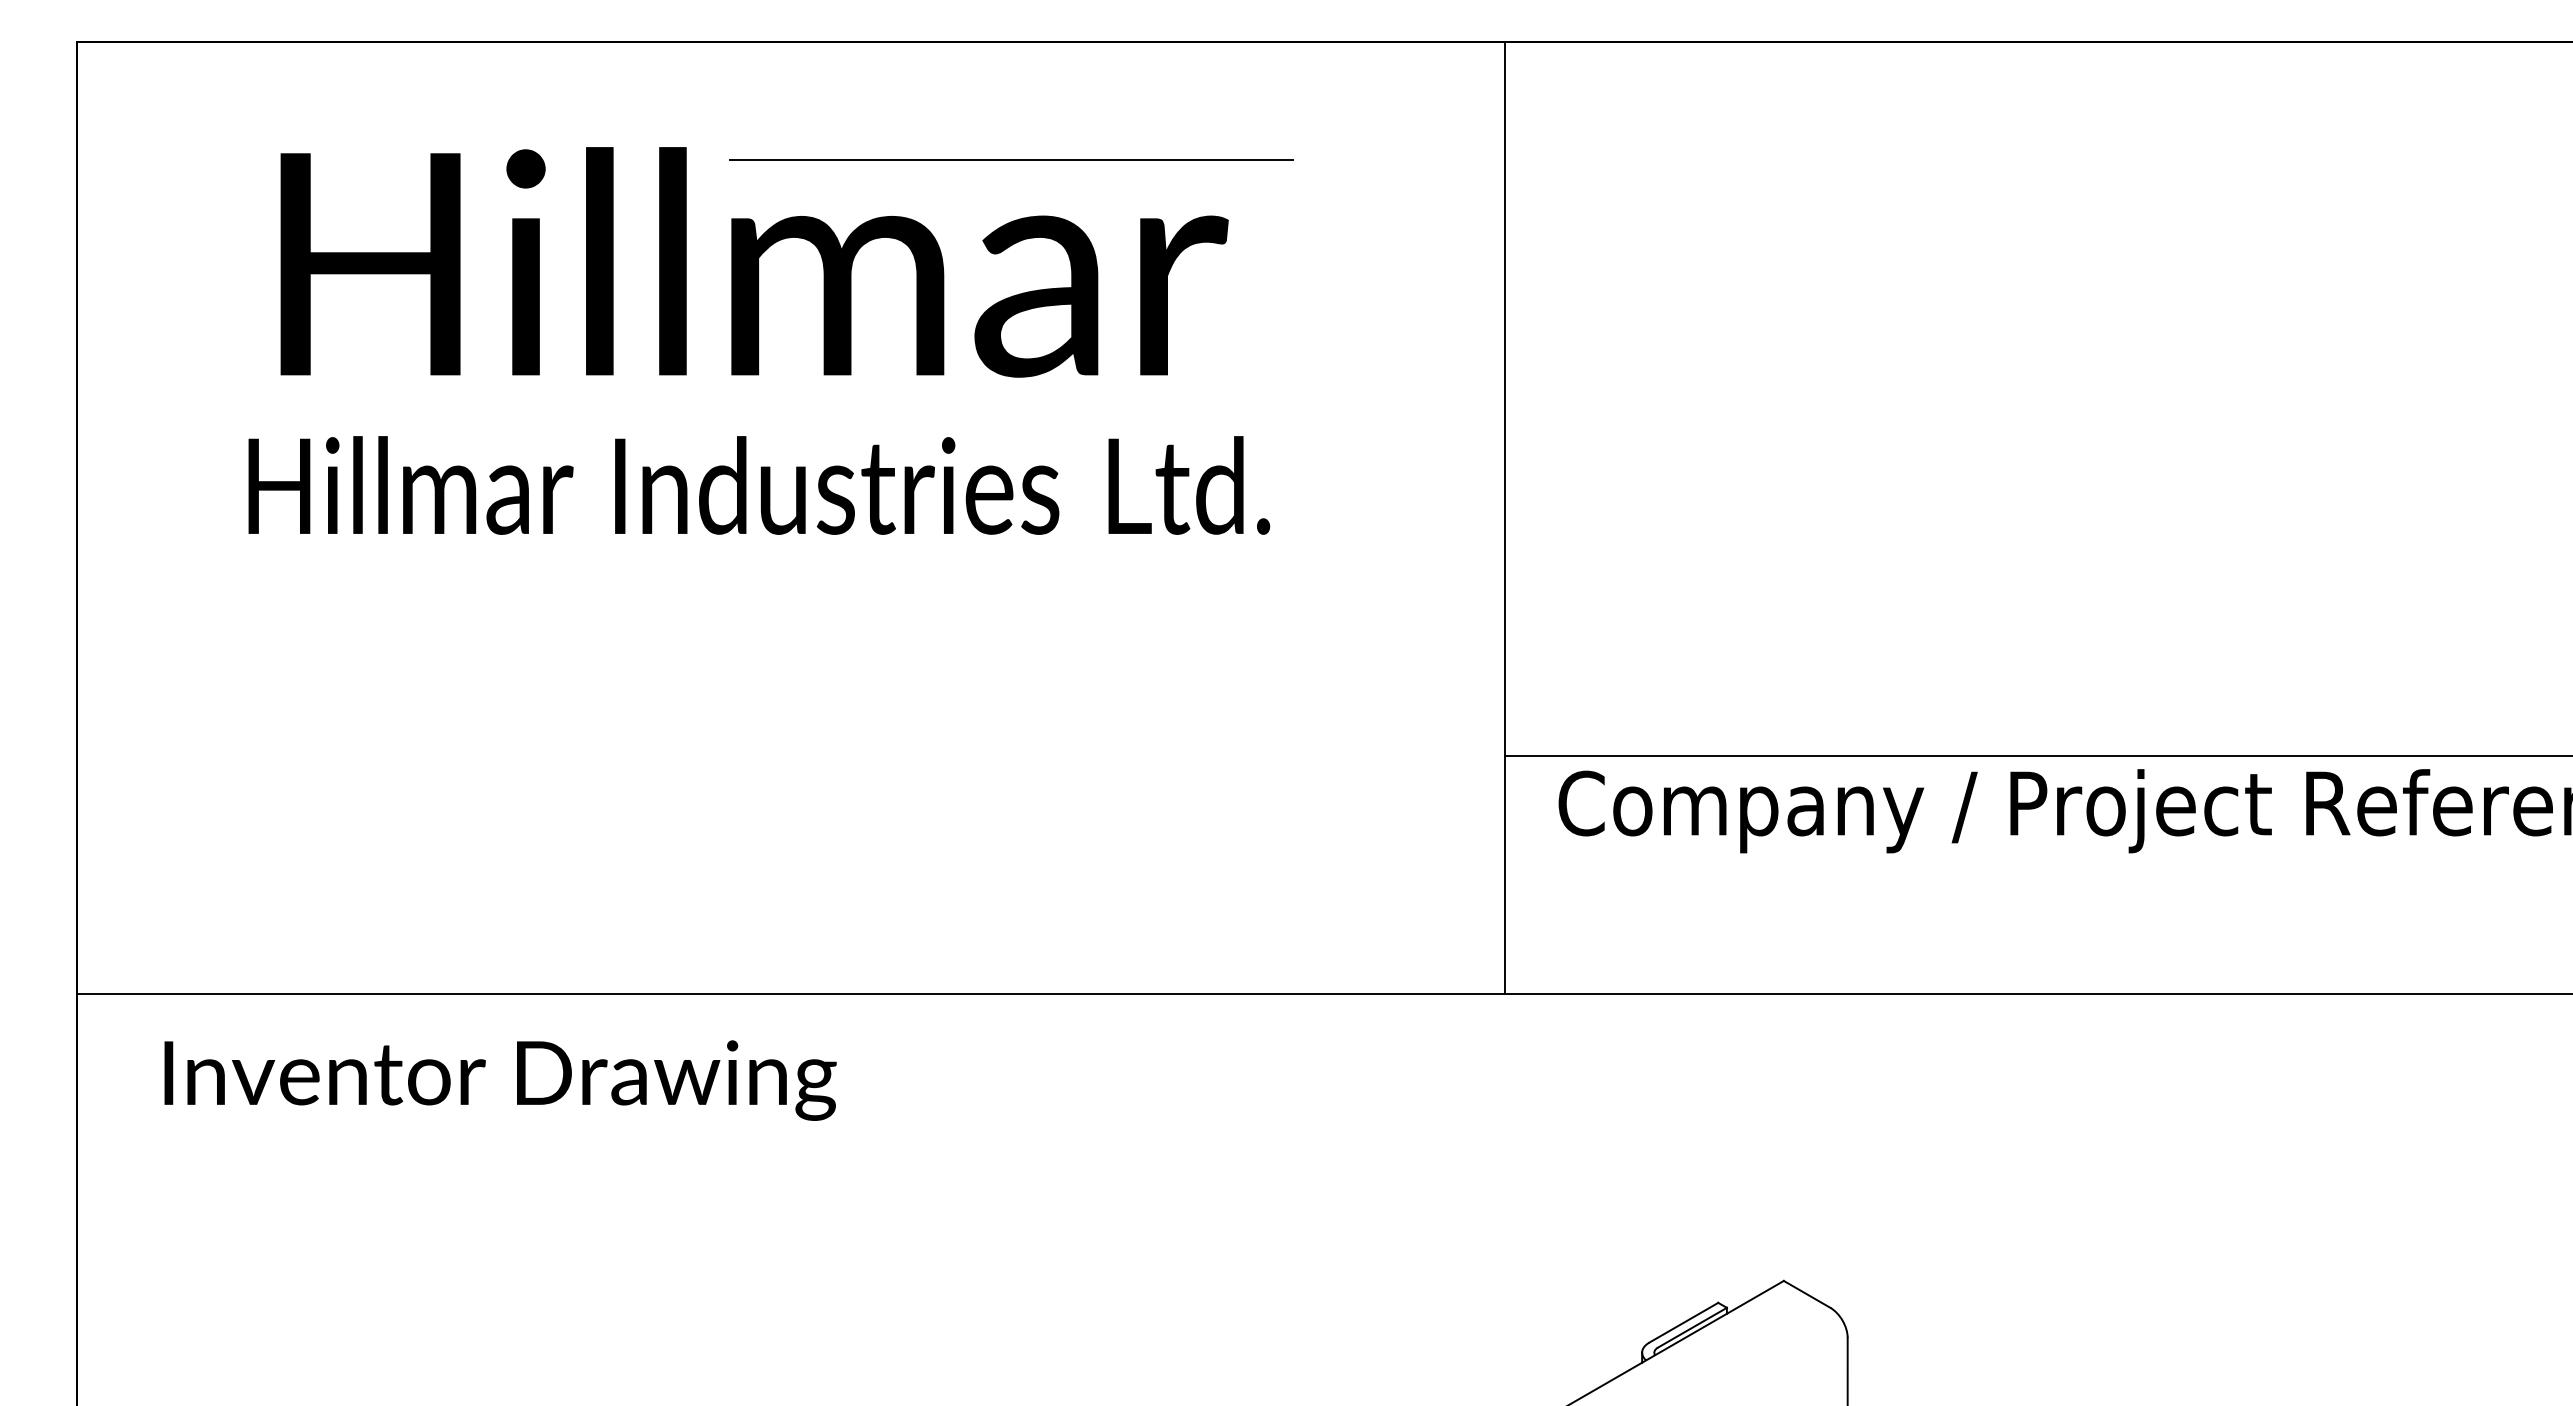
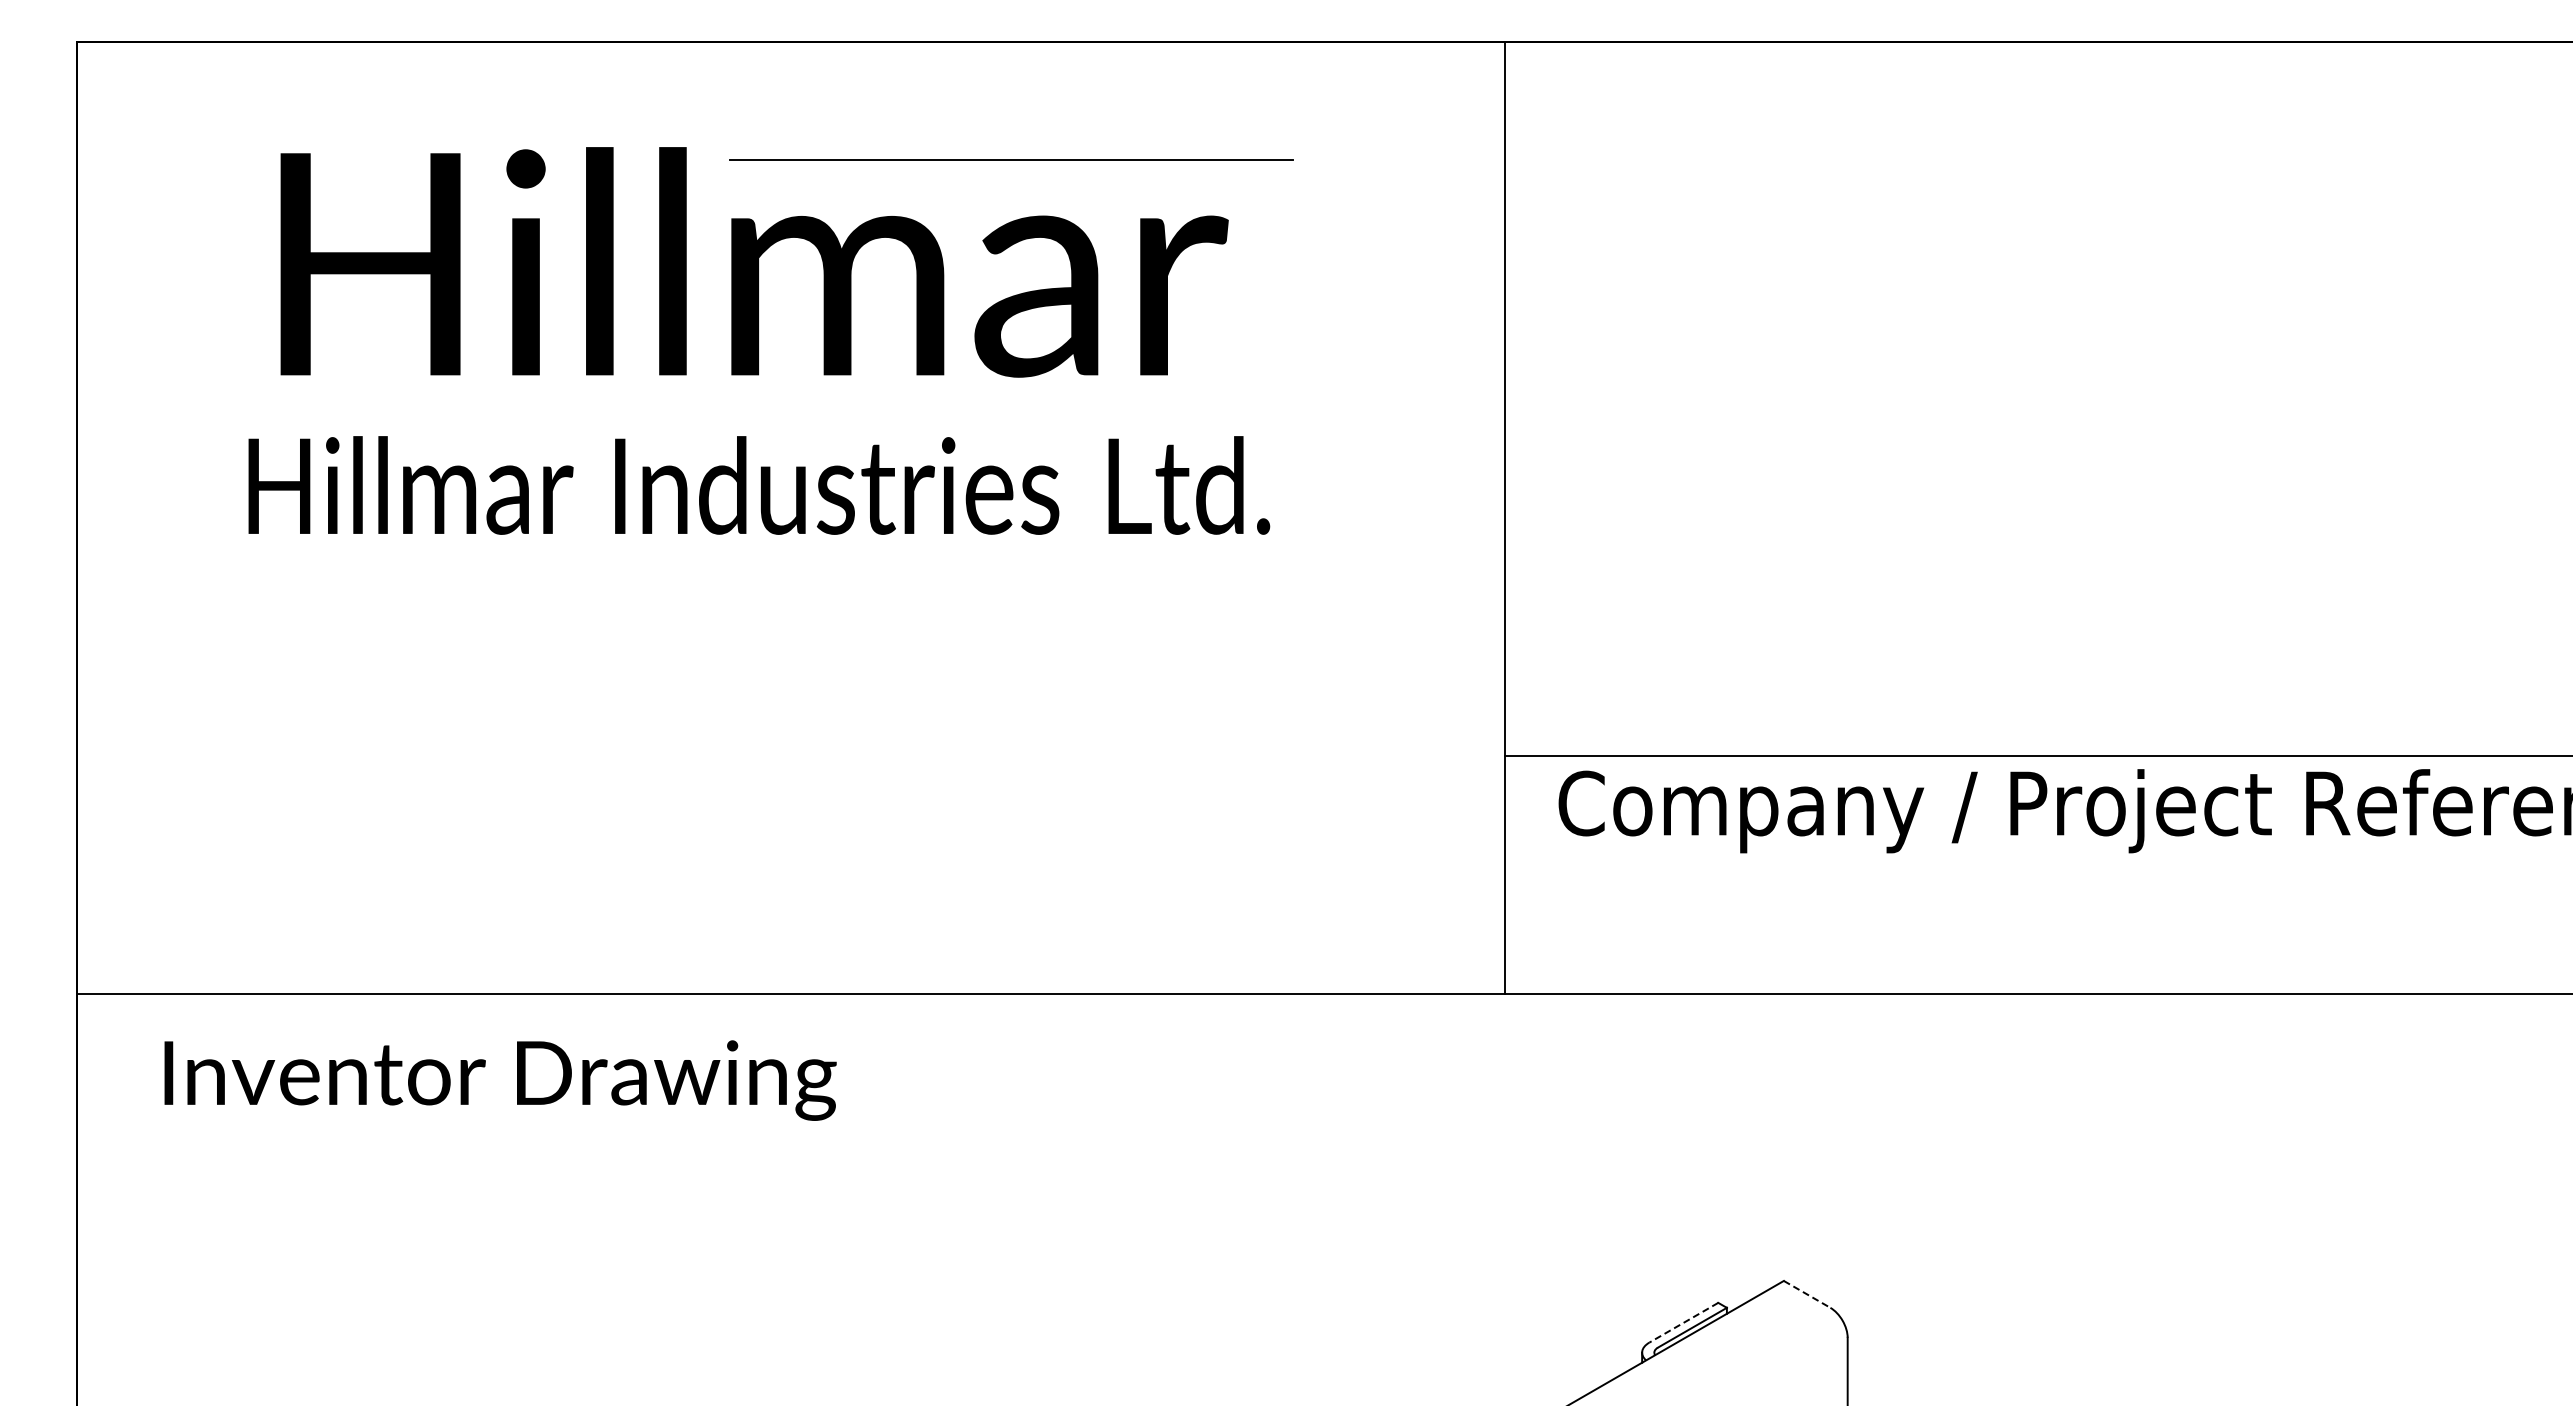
line: solid -> dashed (1807, 1294)
line: solid -> dashed (1683, 1322)
